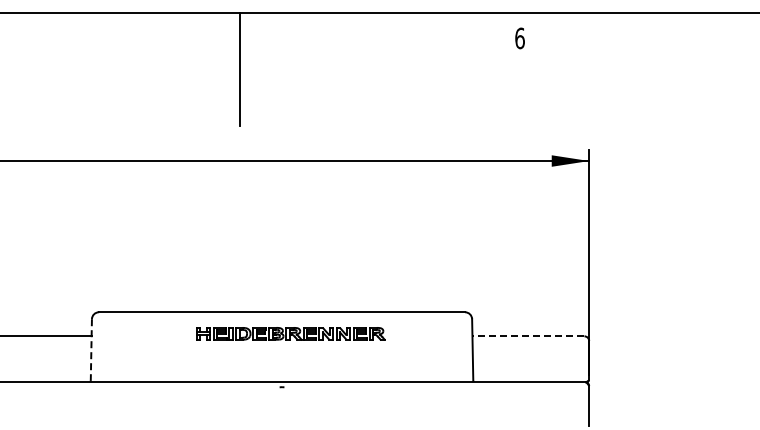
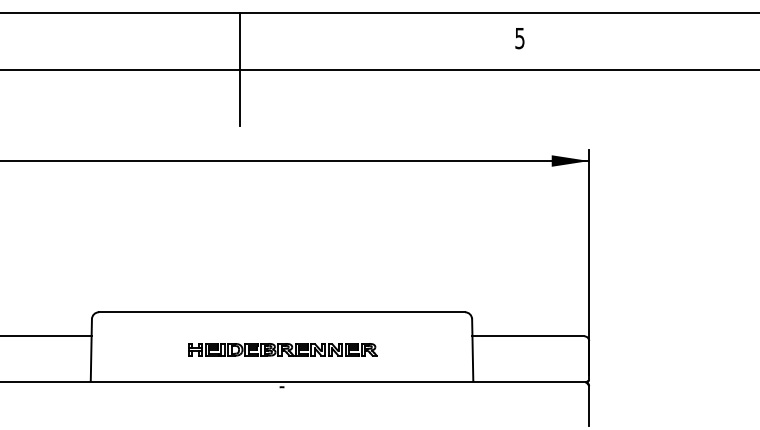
text: 6 -> 5 (519, 38)
line: none -> present (379, 69)
part position: (290, 333) -> (282, 349) (282, 349)
line: dashed -> solid (527, 336)
line: dashed -> solid (91, 350)
